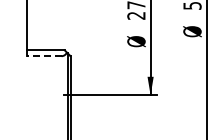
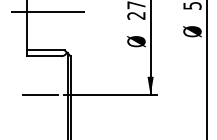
line: none -> present (43, 12)
line: dashed -> solid (43, 56)
line: none -> present (40, 95)
